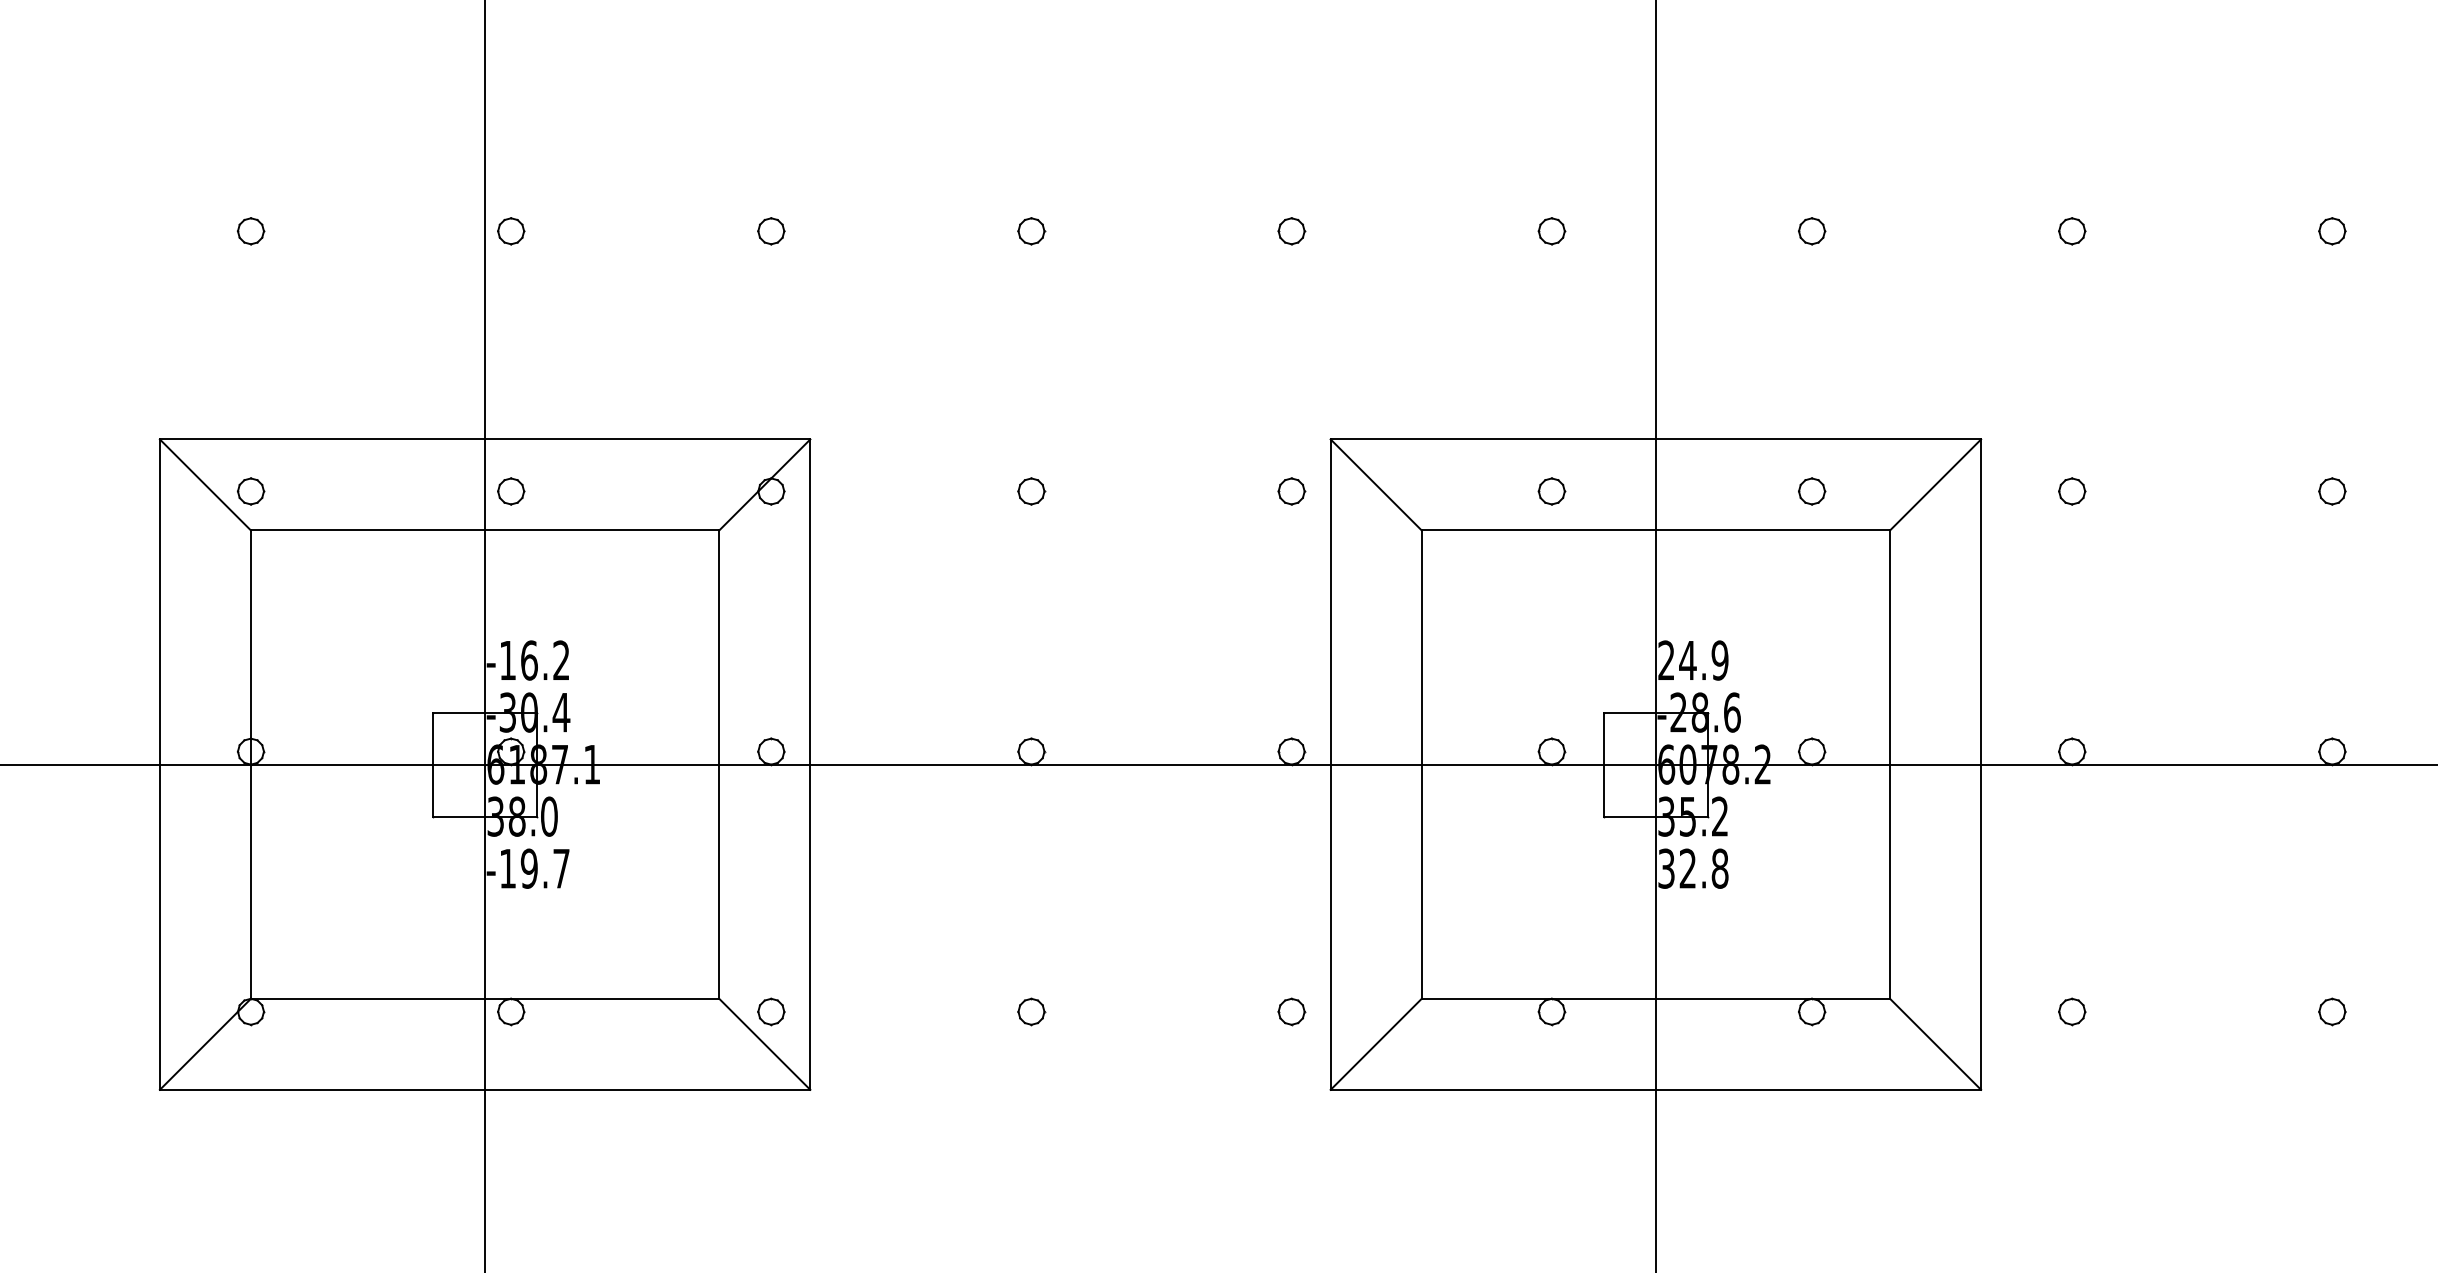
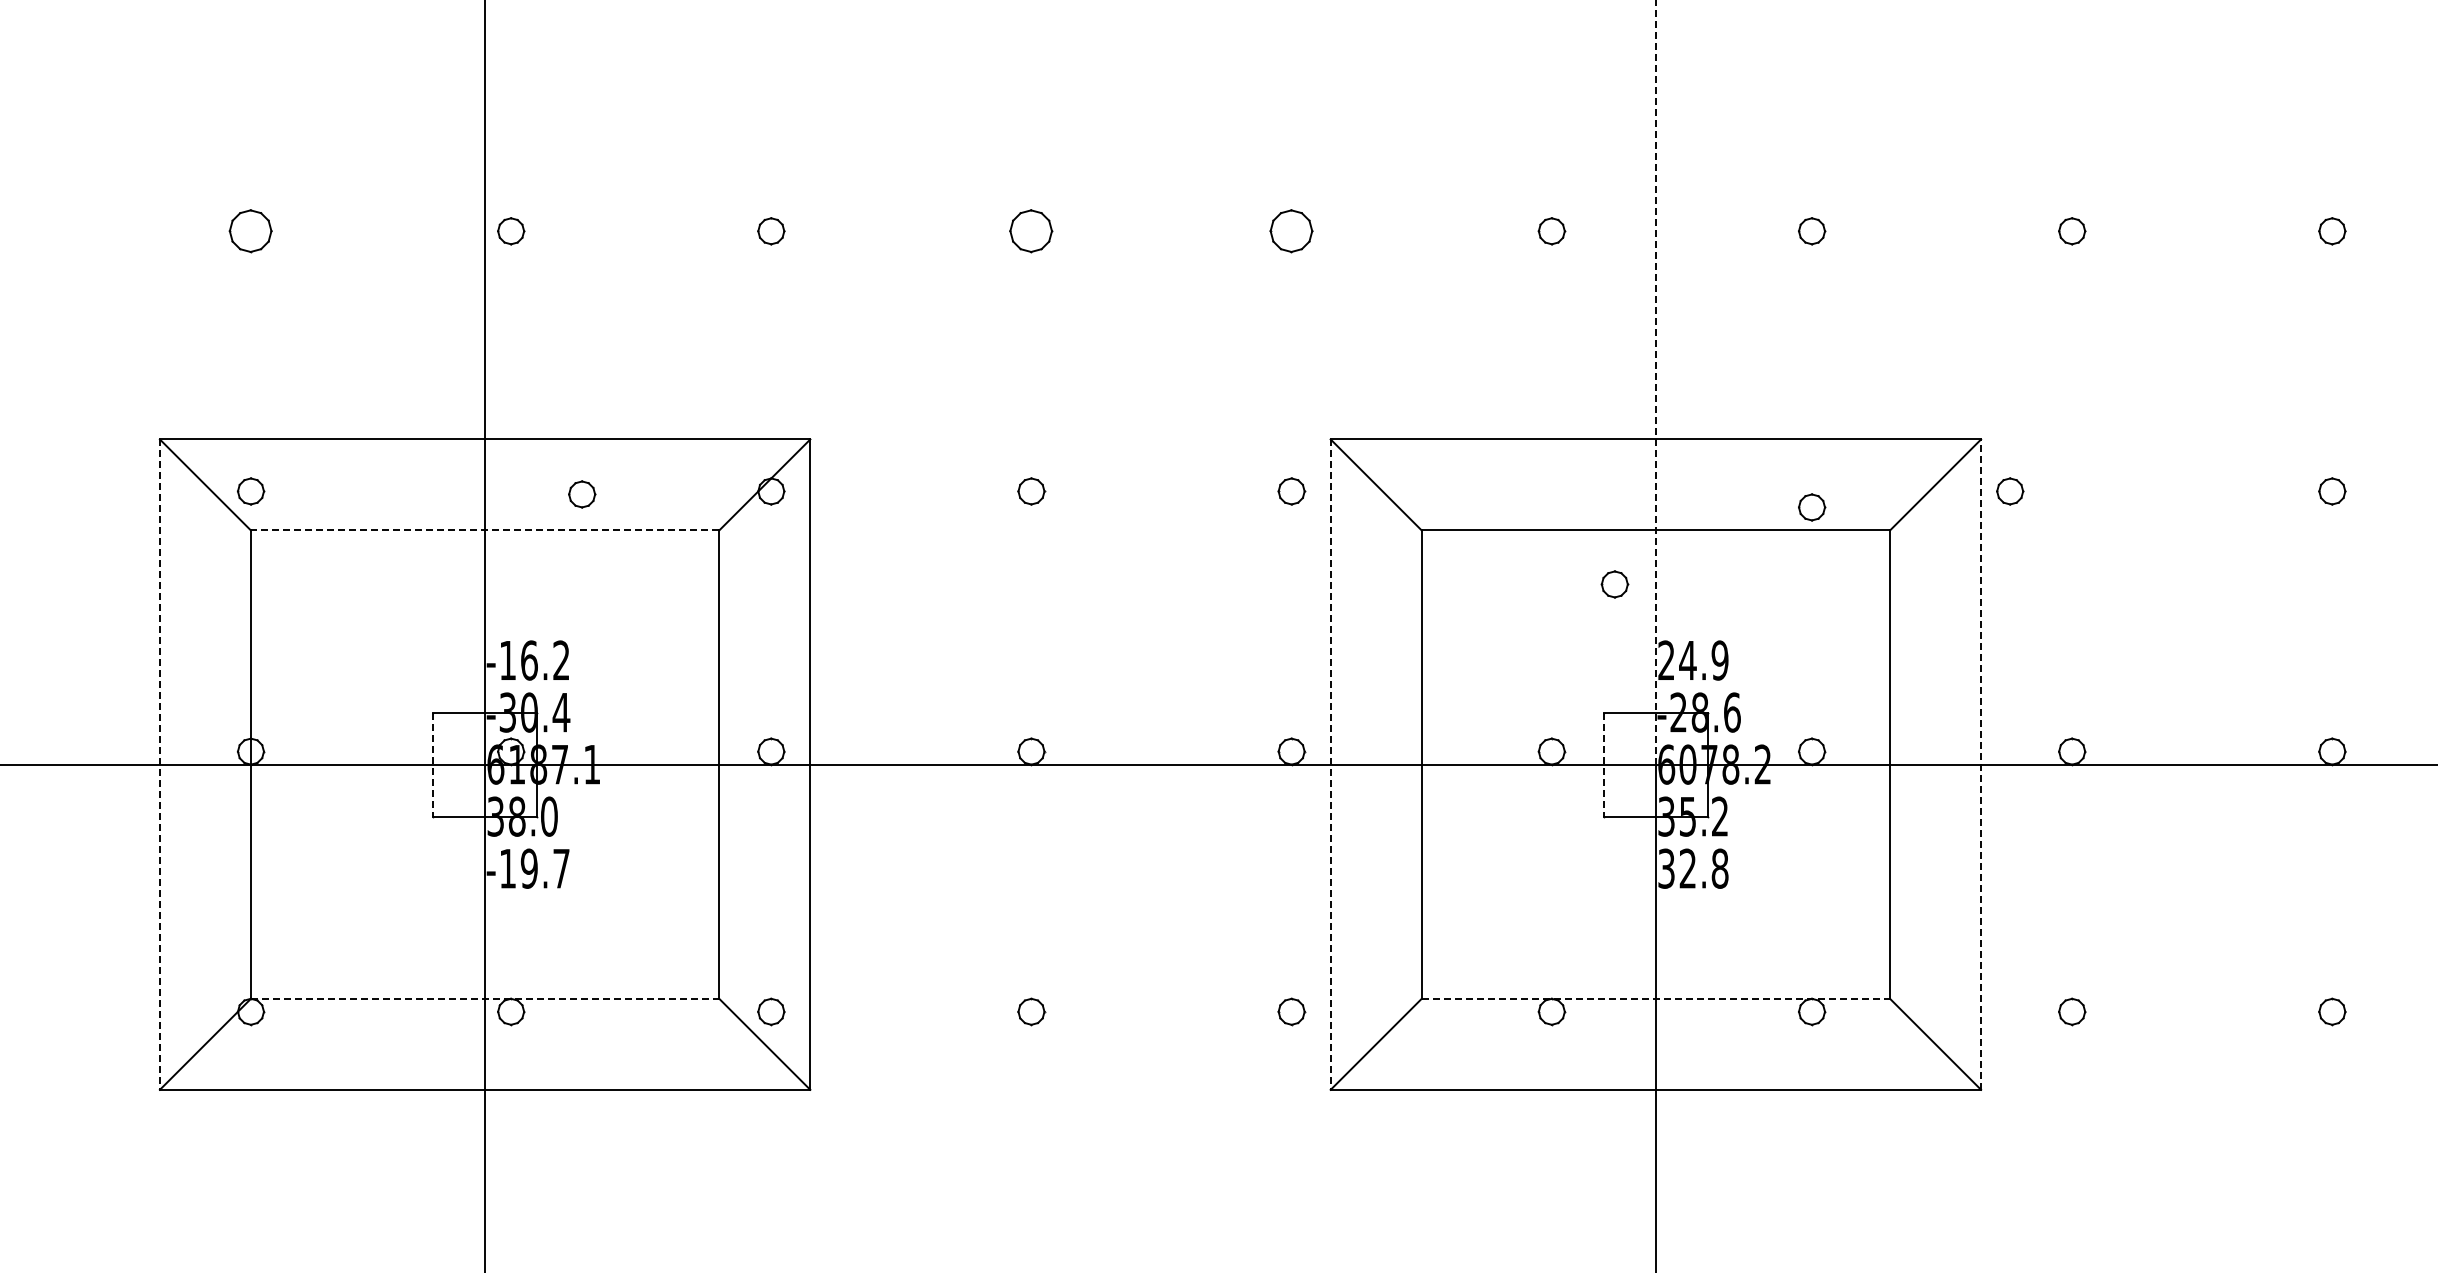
part size: 29x29 px -> 45x45 px (250, 231)
part size: 30x29 px -> 45x45 px (1031, 231)
part size: 30x29 px -> 45x45 px (1291, 231)
line: solid -> dashed (1655, 382)
part position: (511, 491) -> (582, 494) (582, 494)
part position: (1551, 491) -> (1614, 584) (1614, 584)
part position: (1812, 491) -> (1812, 507) (1812, 507)
part position: (2072, 491) -> (2010, 491) (2010, 491)
line: solid -> dashed (484, 530)
line: solid -> dashed (1981, 764)
line: solid -> dashed (159, 765)
line: solid -> dashed (433, 765)
line: solid -> dashed (1330, 765)
line: solid -> dashed (1603, 765)
line: solid -> dashed (485, 998)
line: solid -> dashed (1656, 998)
